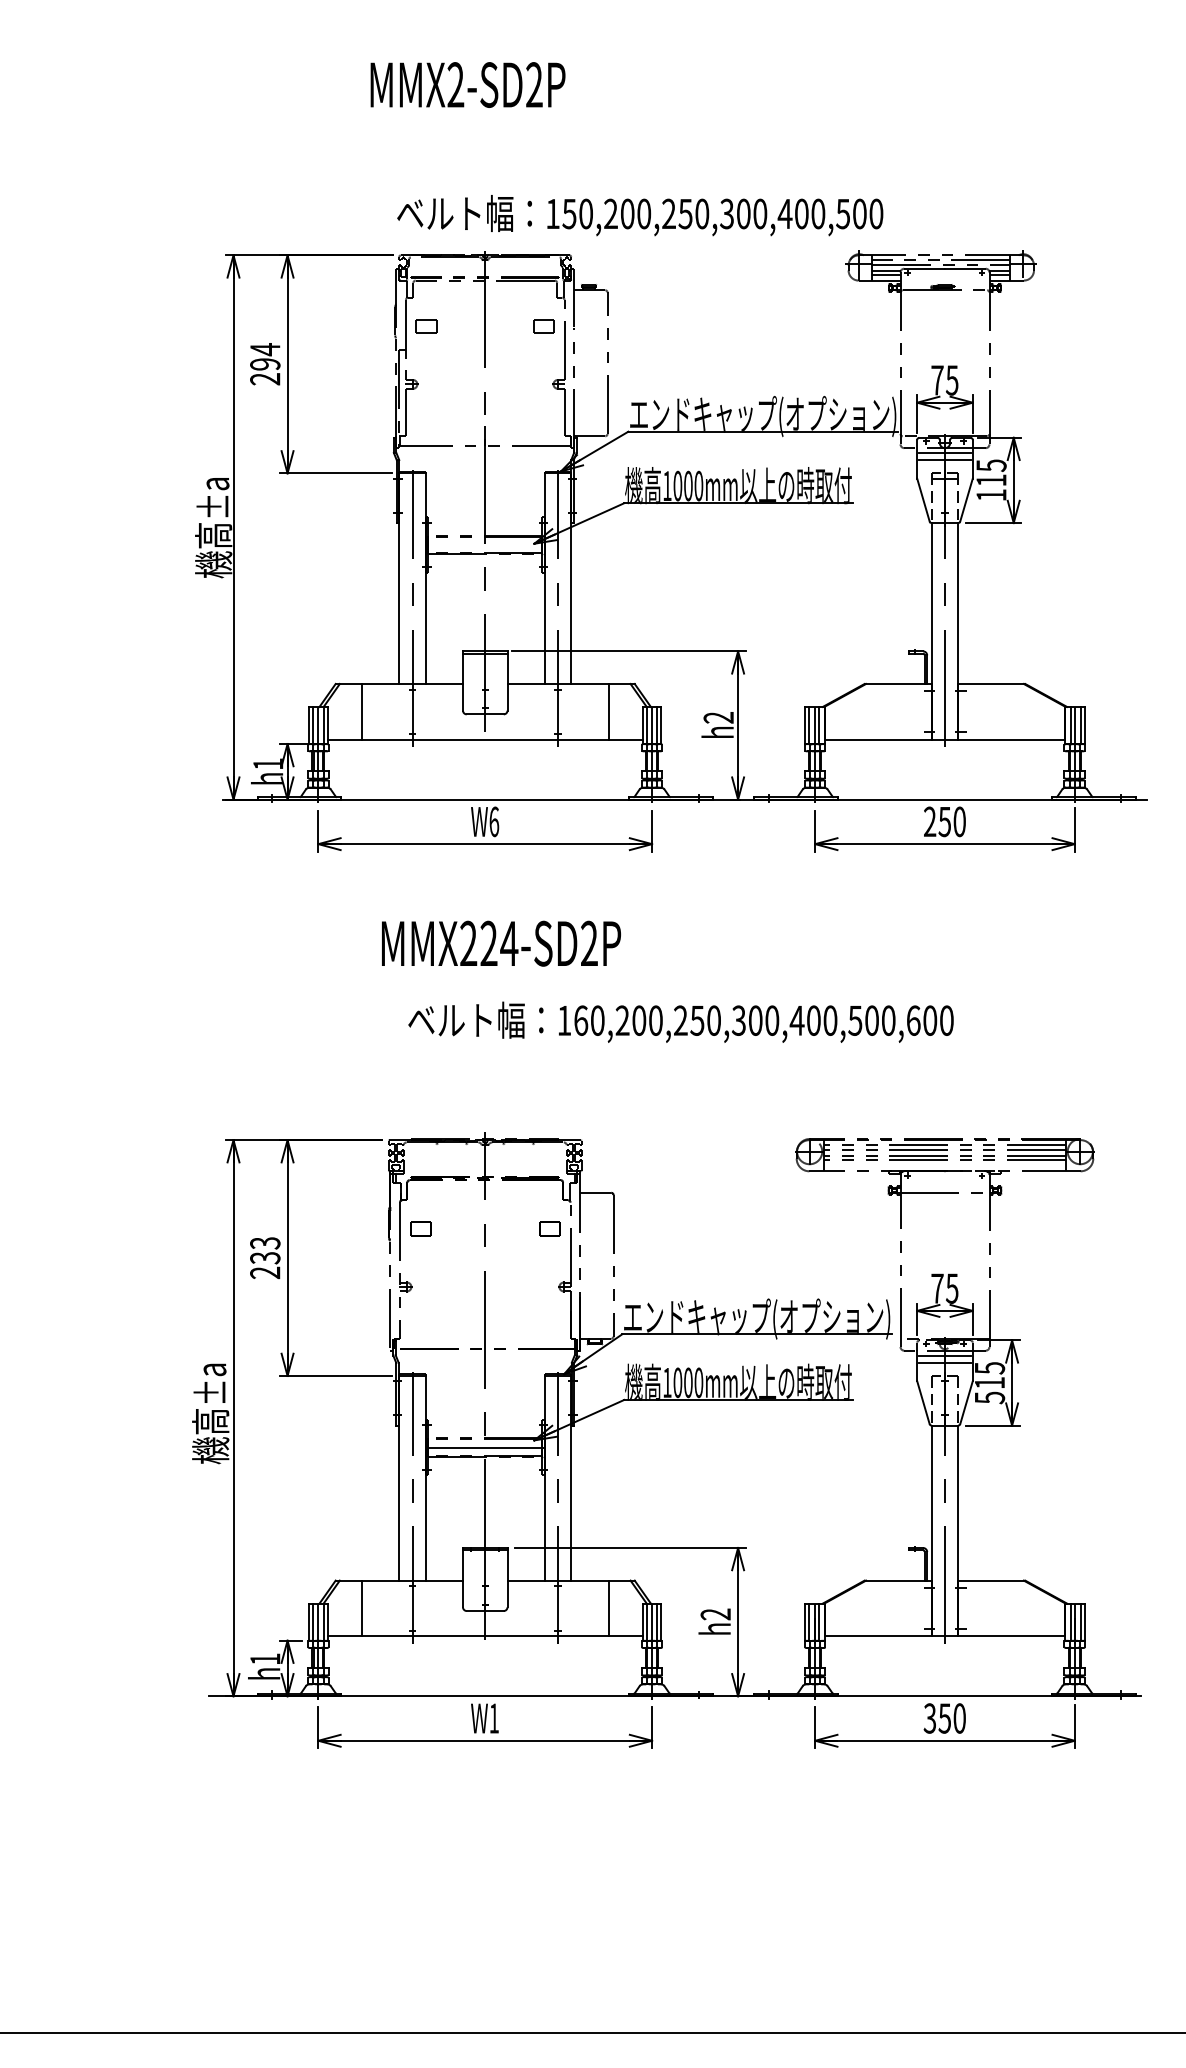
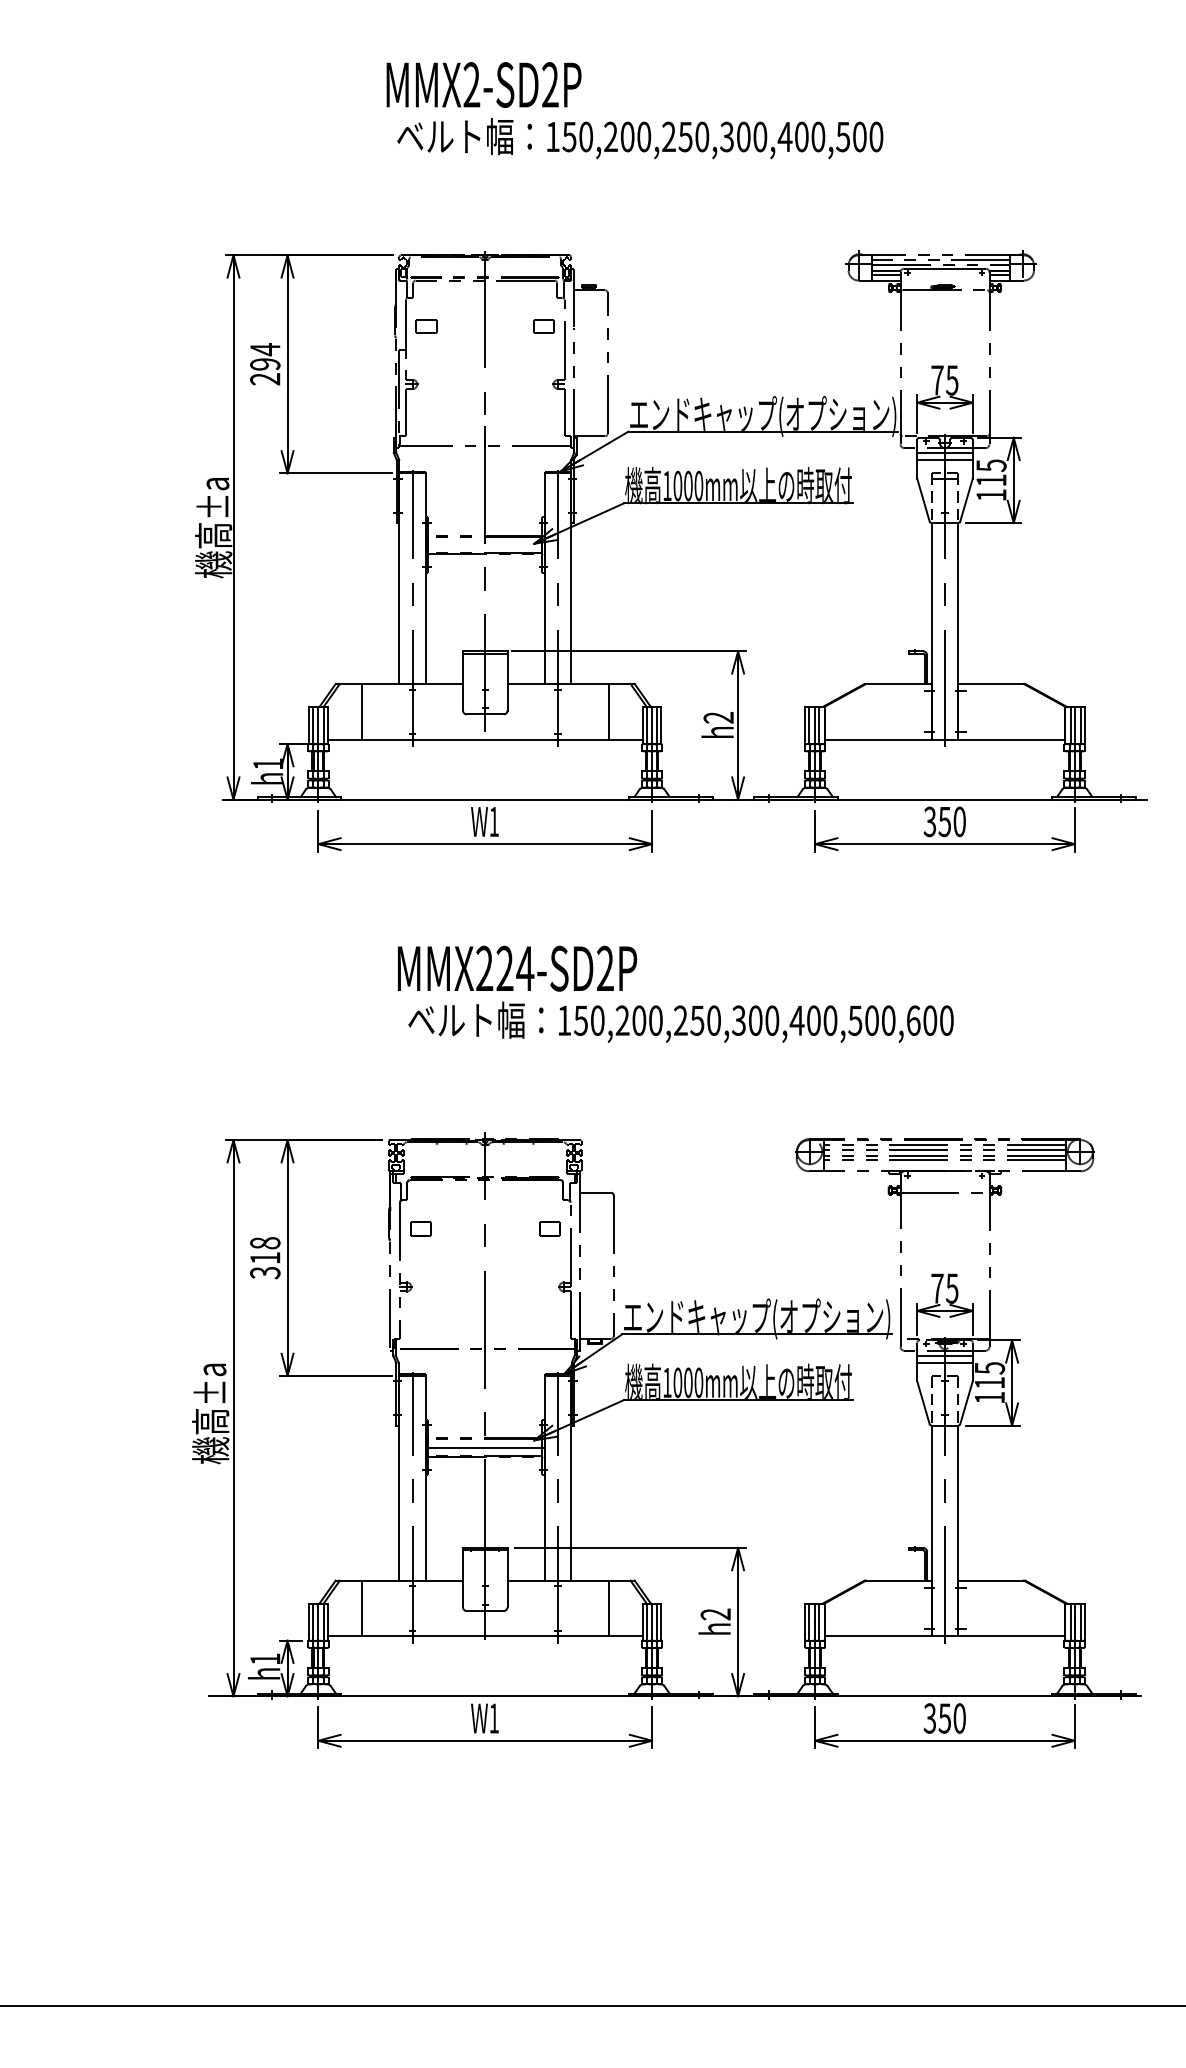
text position: (467, 84) -> (483, 84) (483, 84)
text position: (640, 215) -> (640, 138) (640, 138)
text: W6 -> W1 (494, 821)
text: 250 -> 350 (929, 822)
text position: (501, 943) -> (517, 968) (517, 968)
text: 160,200,250,300,400,500,600 -> 150,200,250,300,400,500,600 (580, 1020)
text: 233 -> 318 (265, 1258)
text: 515 -> 115 (990, 1397)
line position: (592, 2032) -> (592, 2005) (592, 2005)
